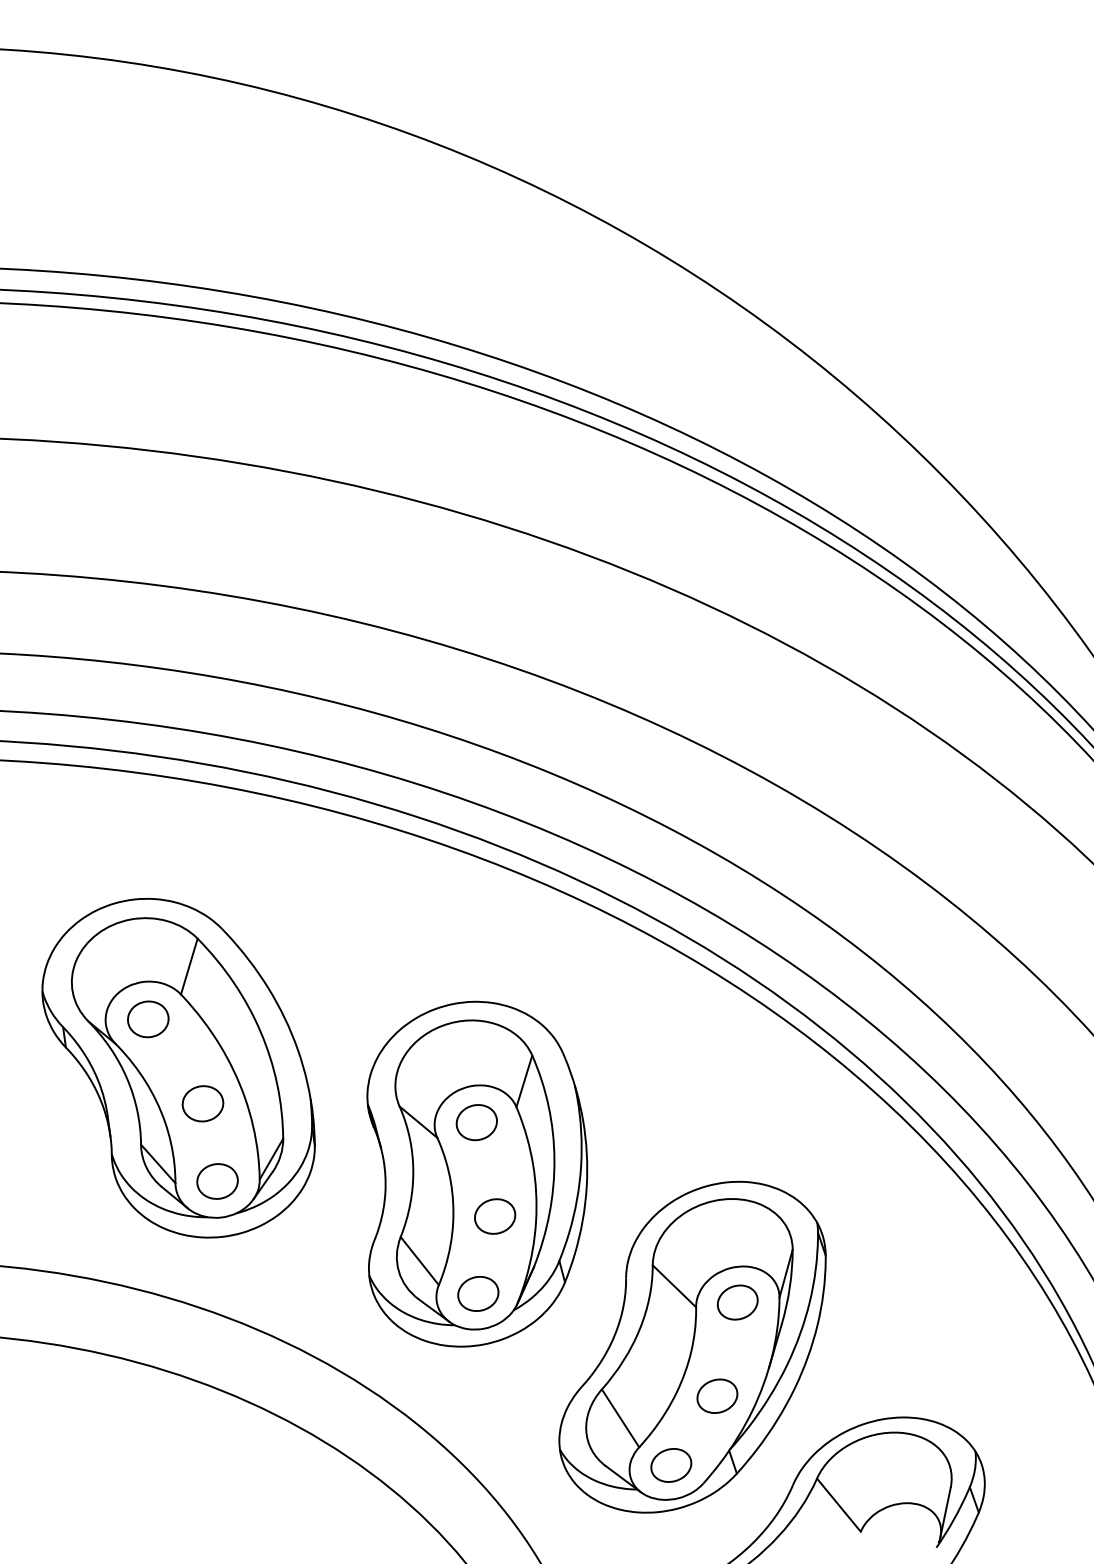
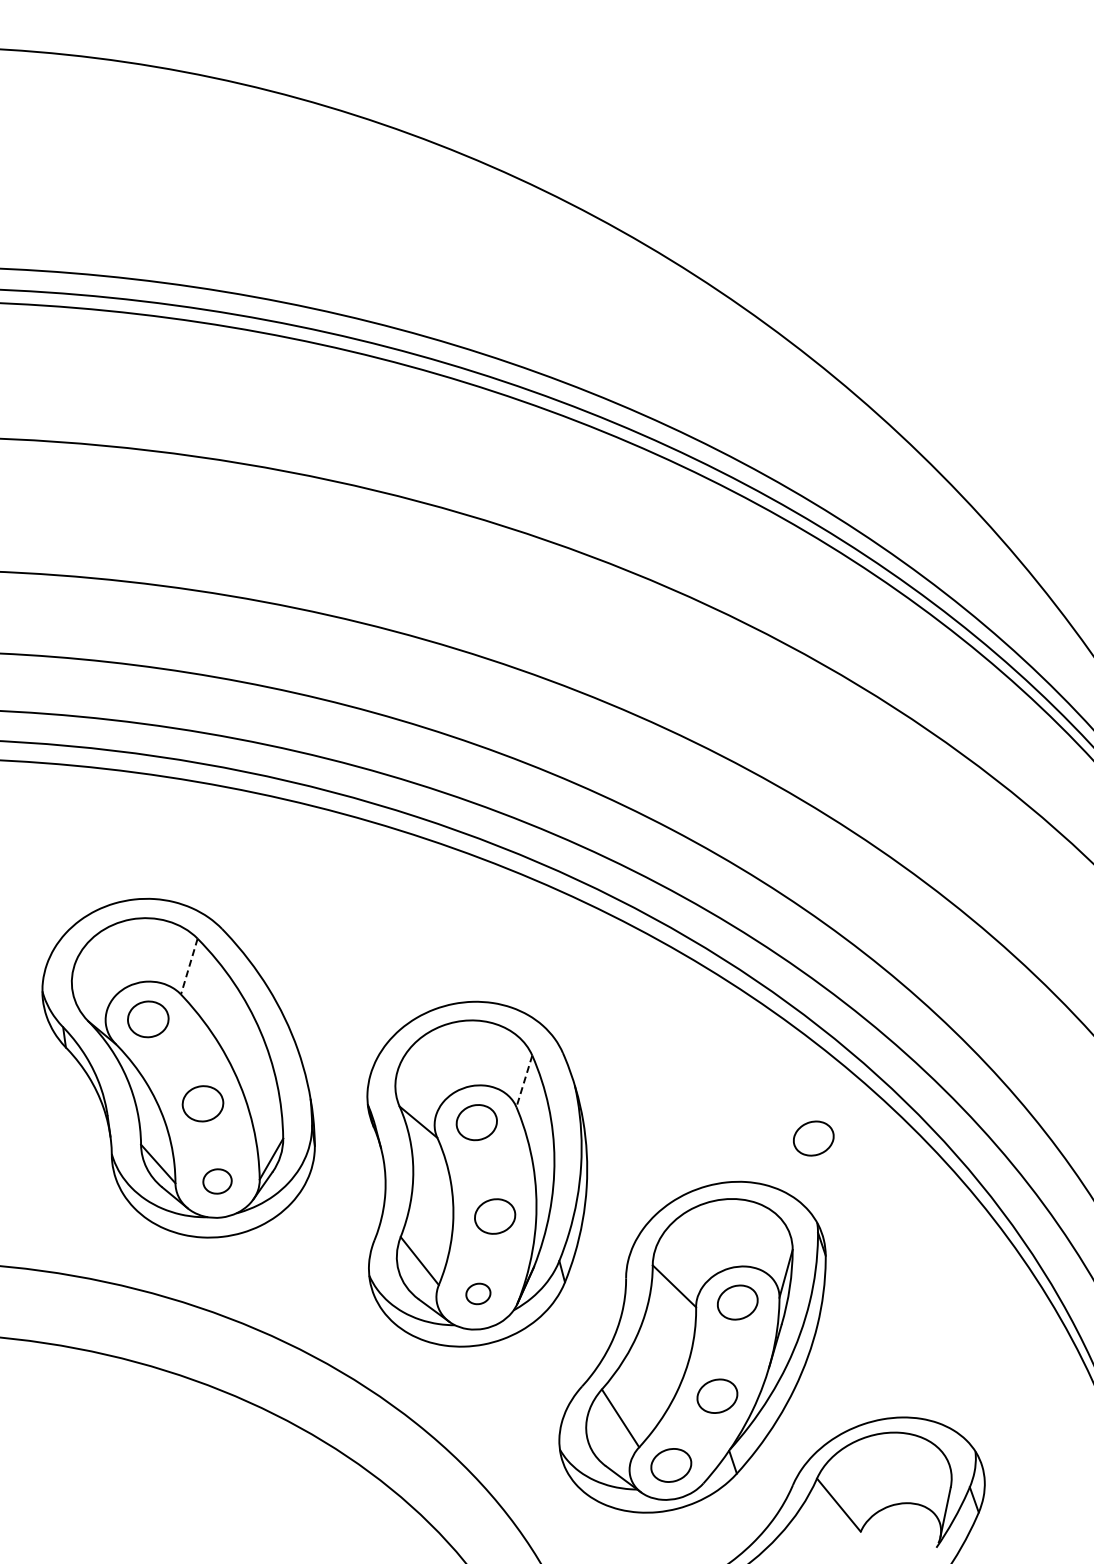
line: solid -> dashed (189, 967)
line: solid -> dashed (524, 1081)
part: none -> present (813, 1138)
part size: 43x37 px -> 31x27 px (217, 1181)
part size: 43x36 px -> 27x24 px (478, 1293)
